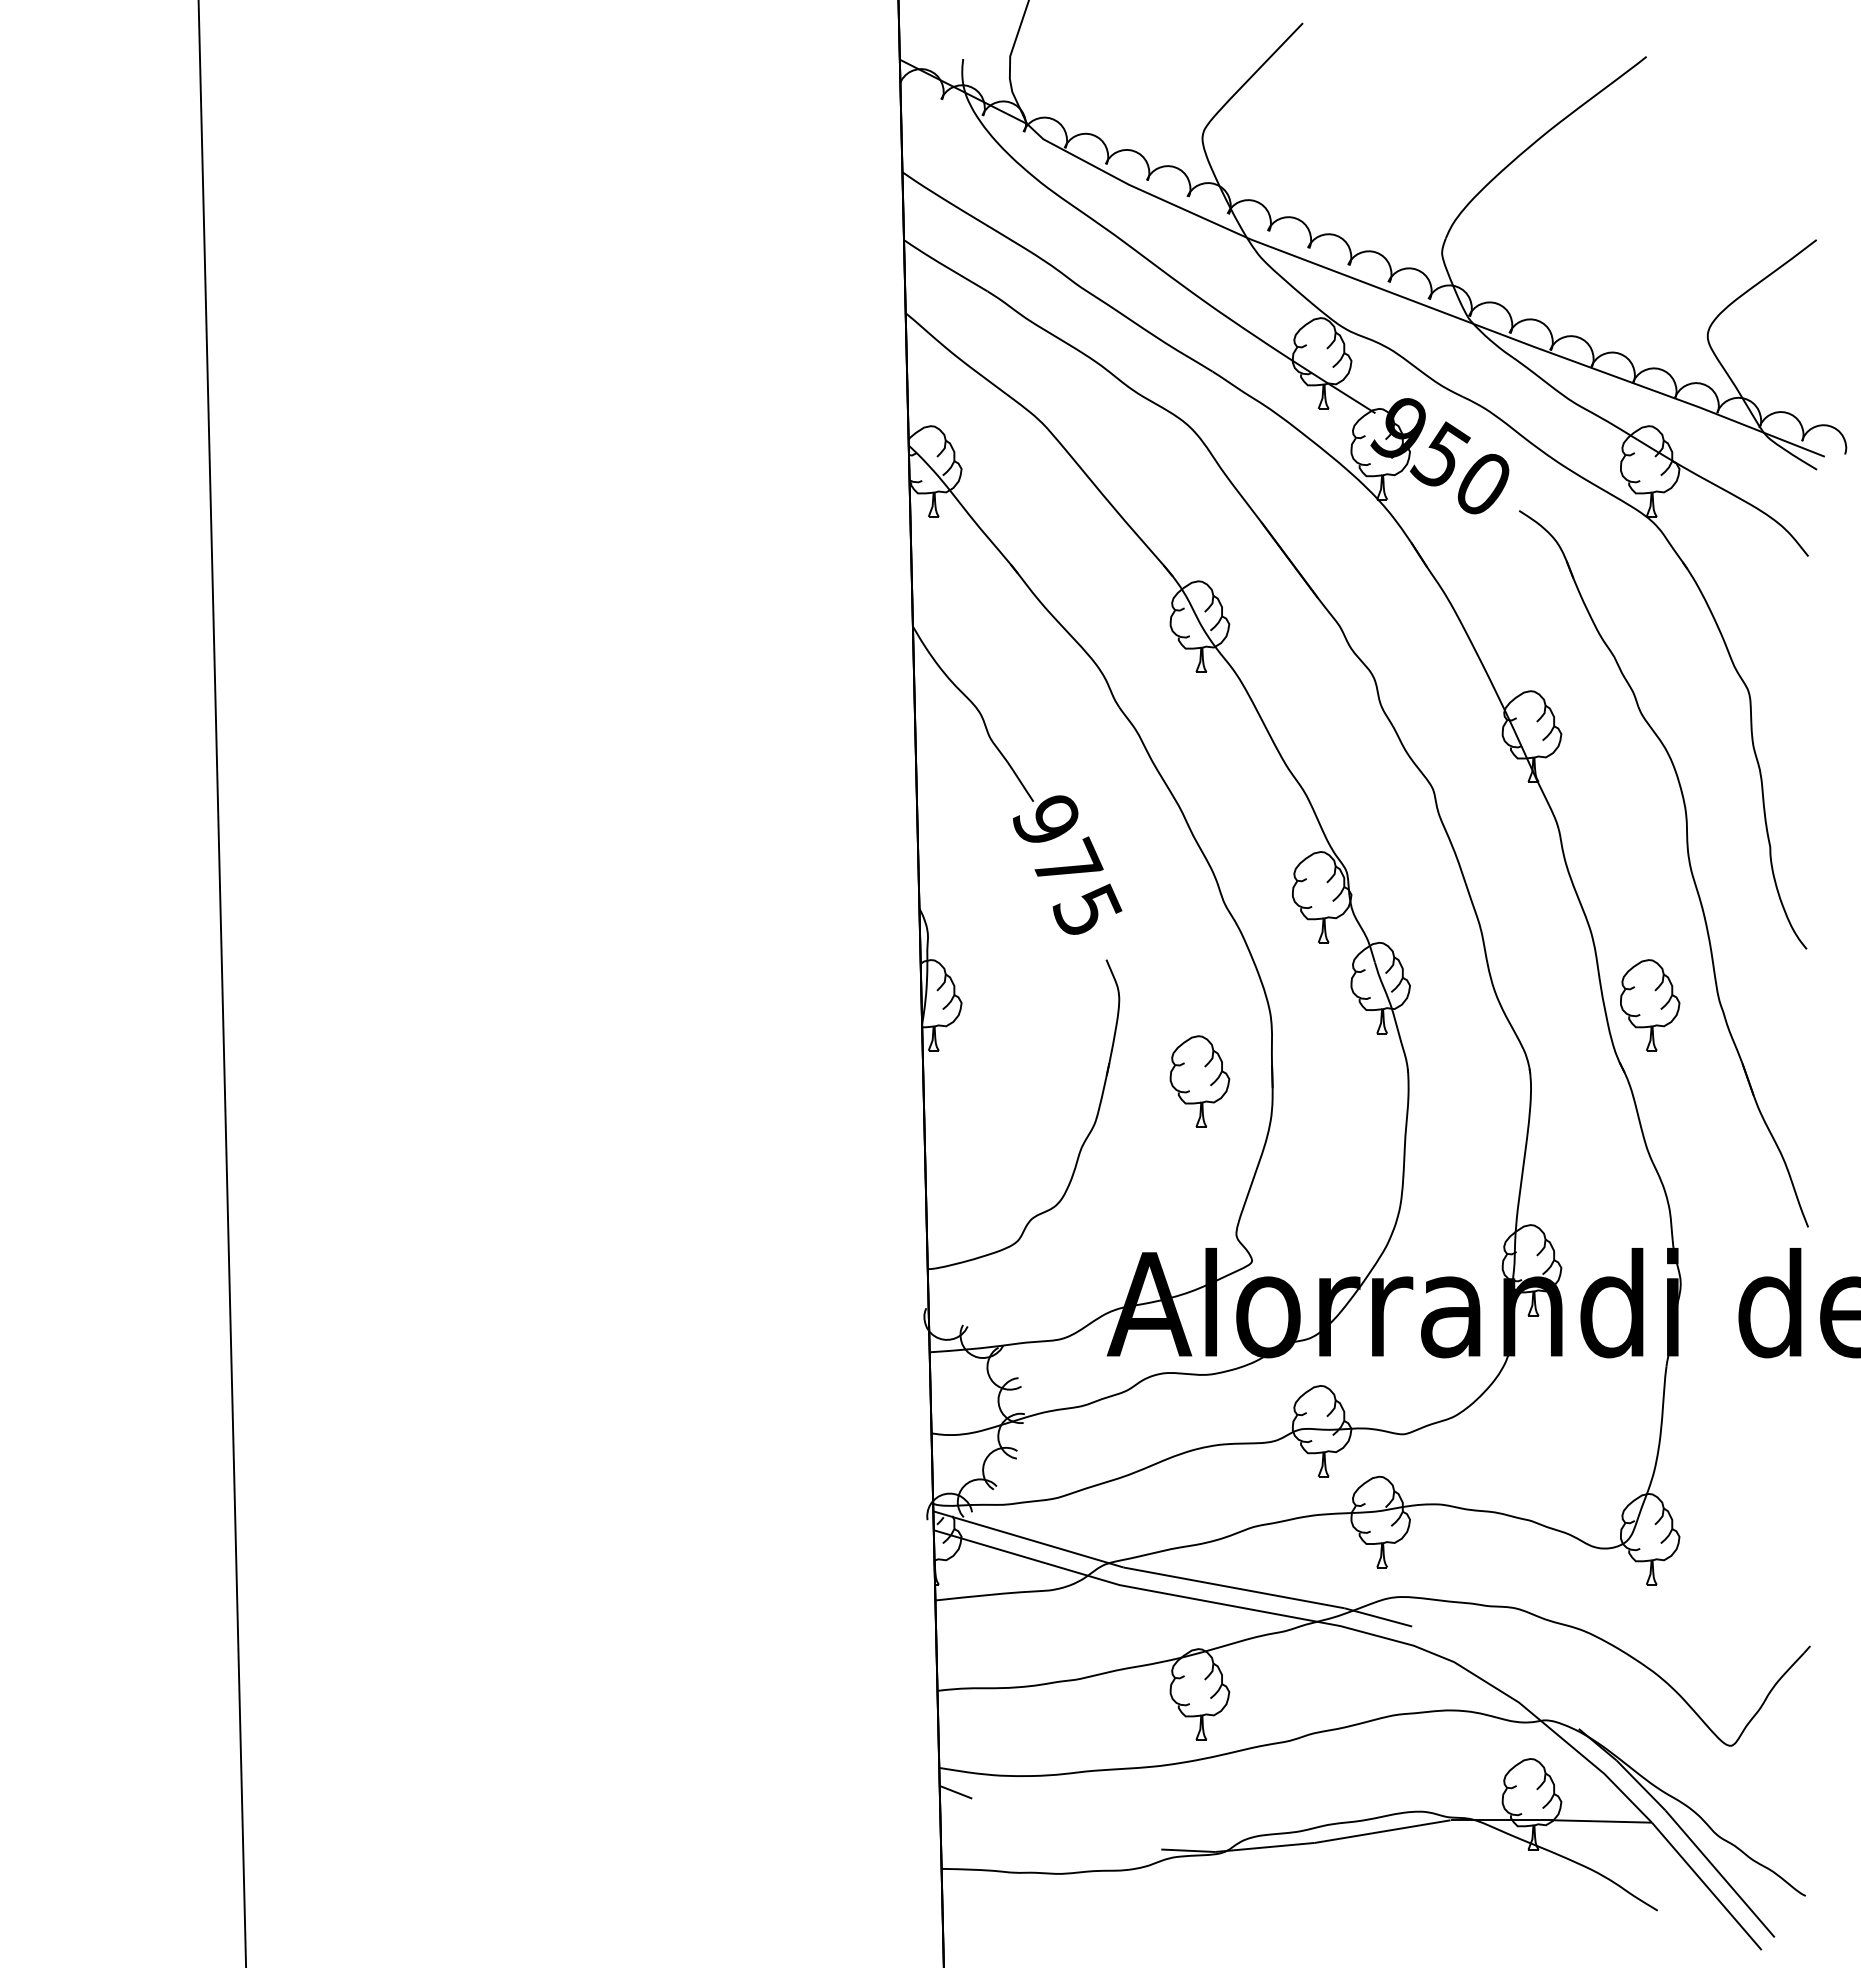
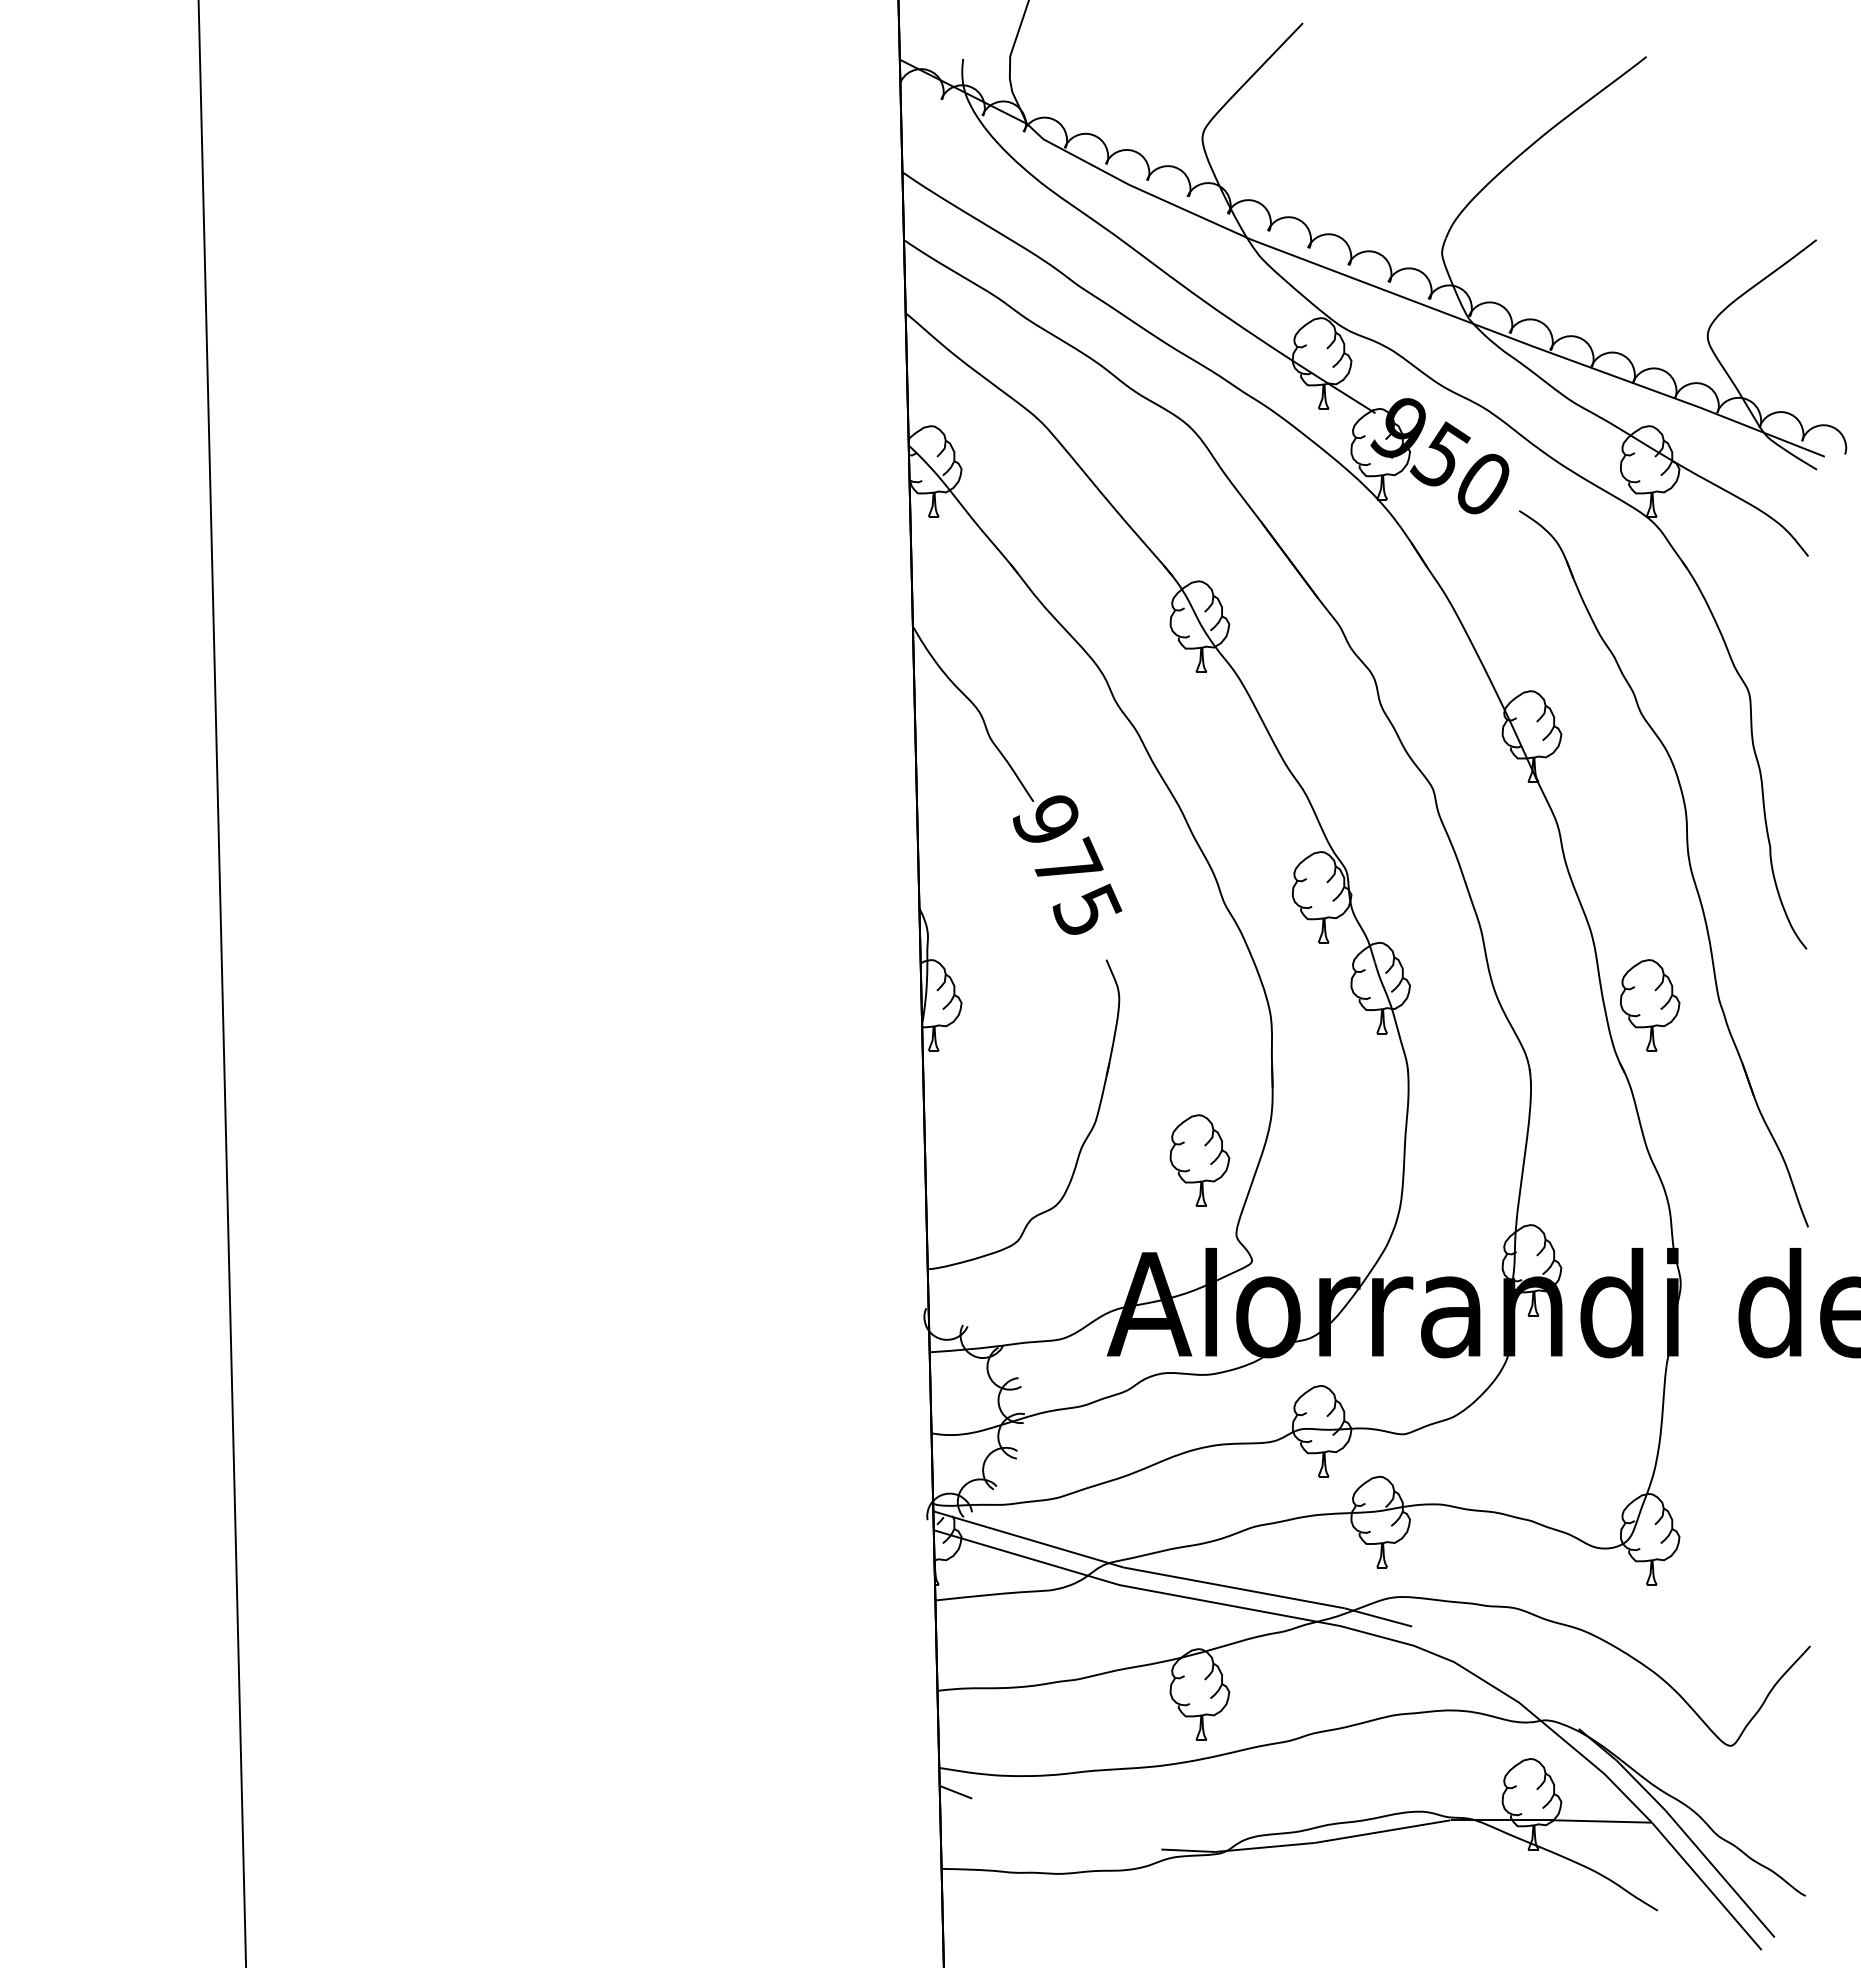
part position: (1199, 1081) -> (1199, 1160) (1199, 1160)
